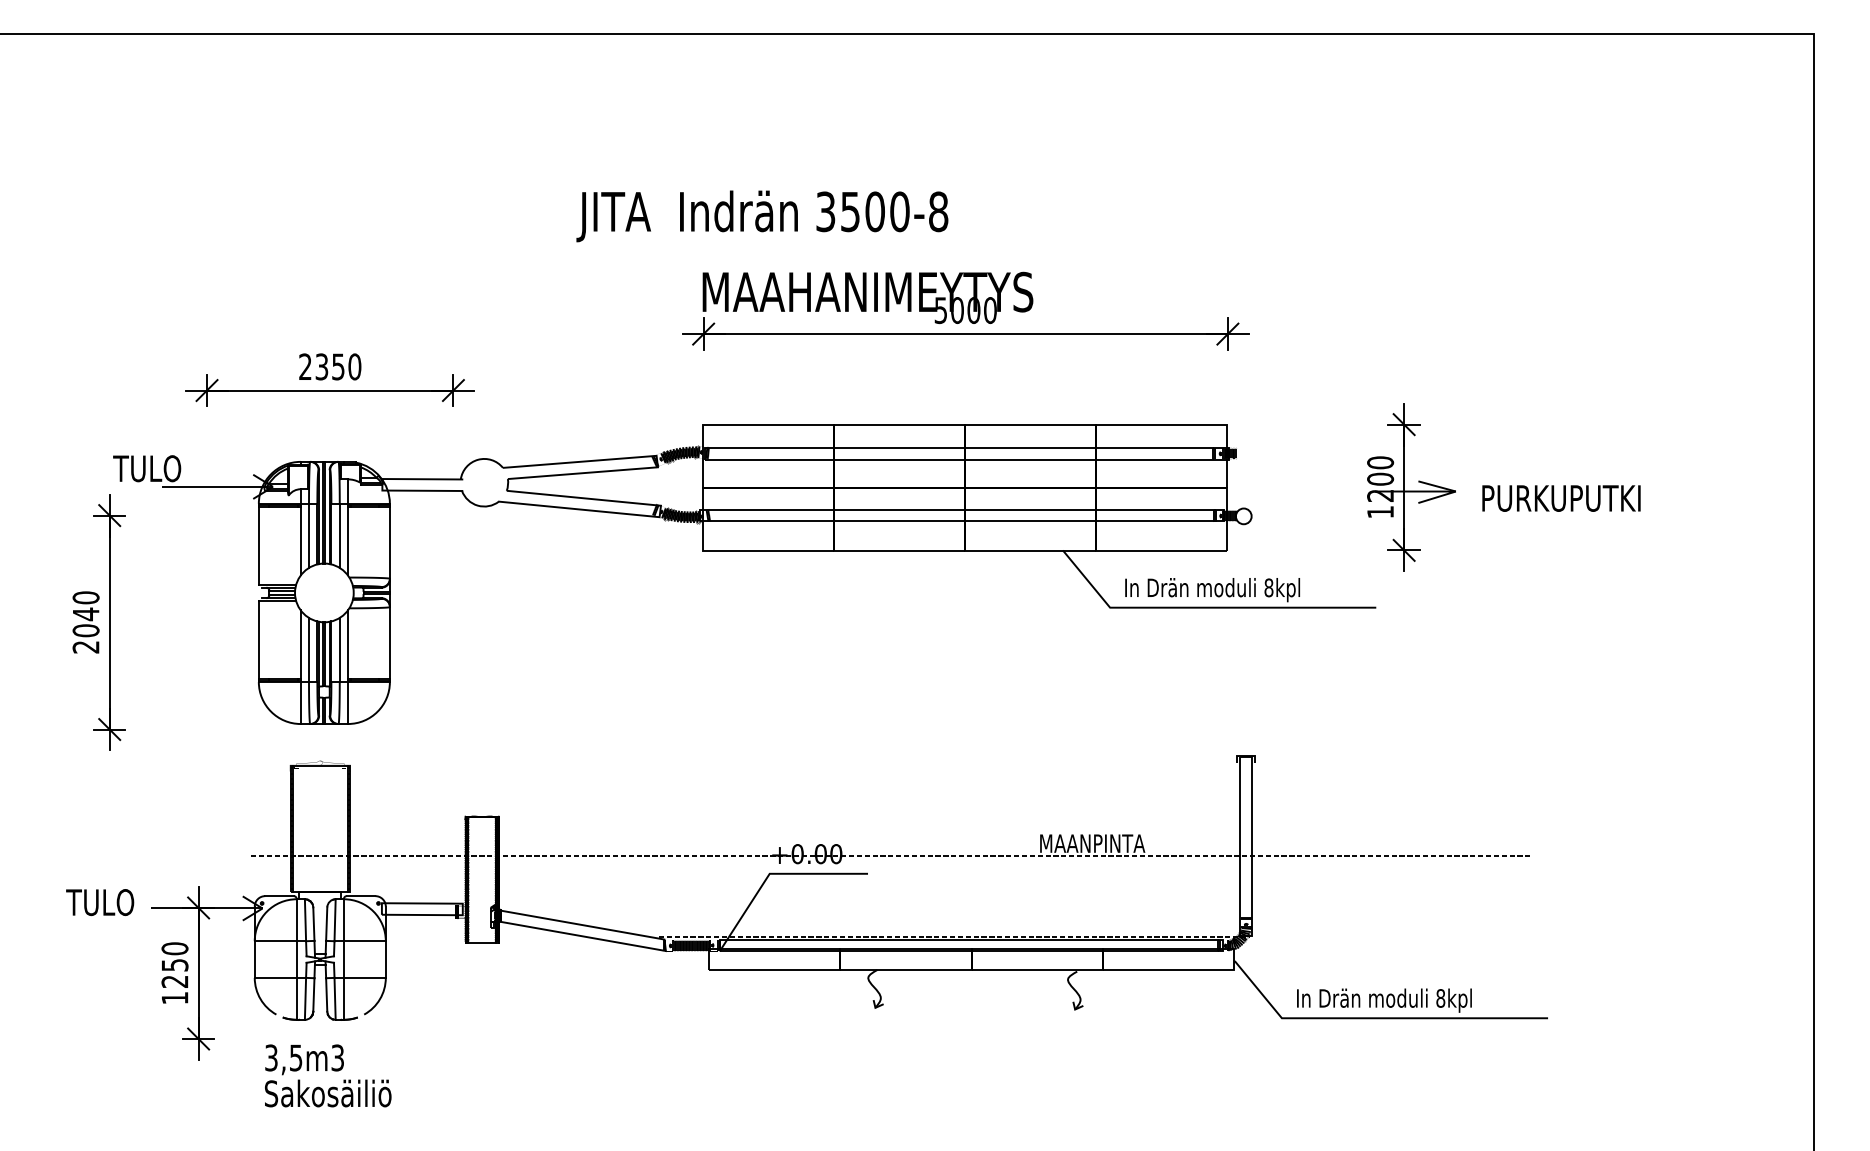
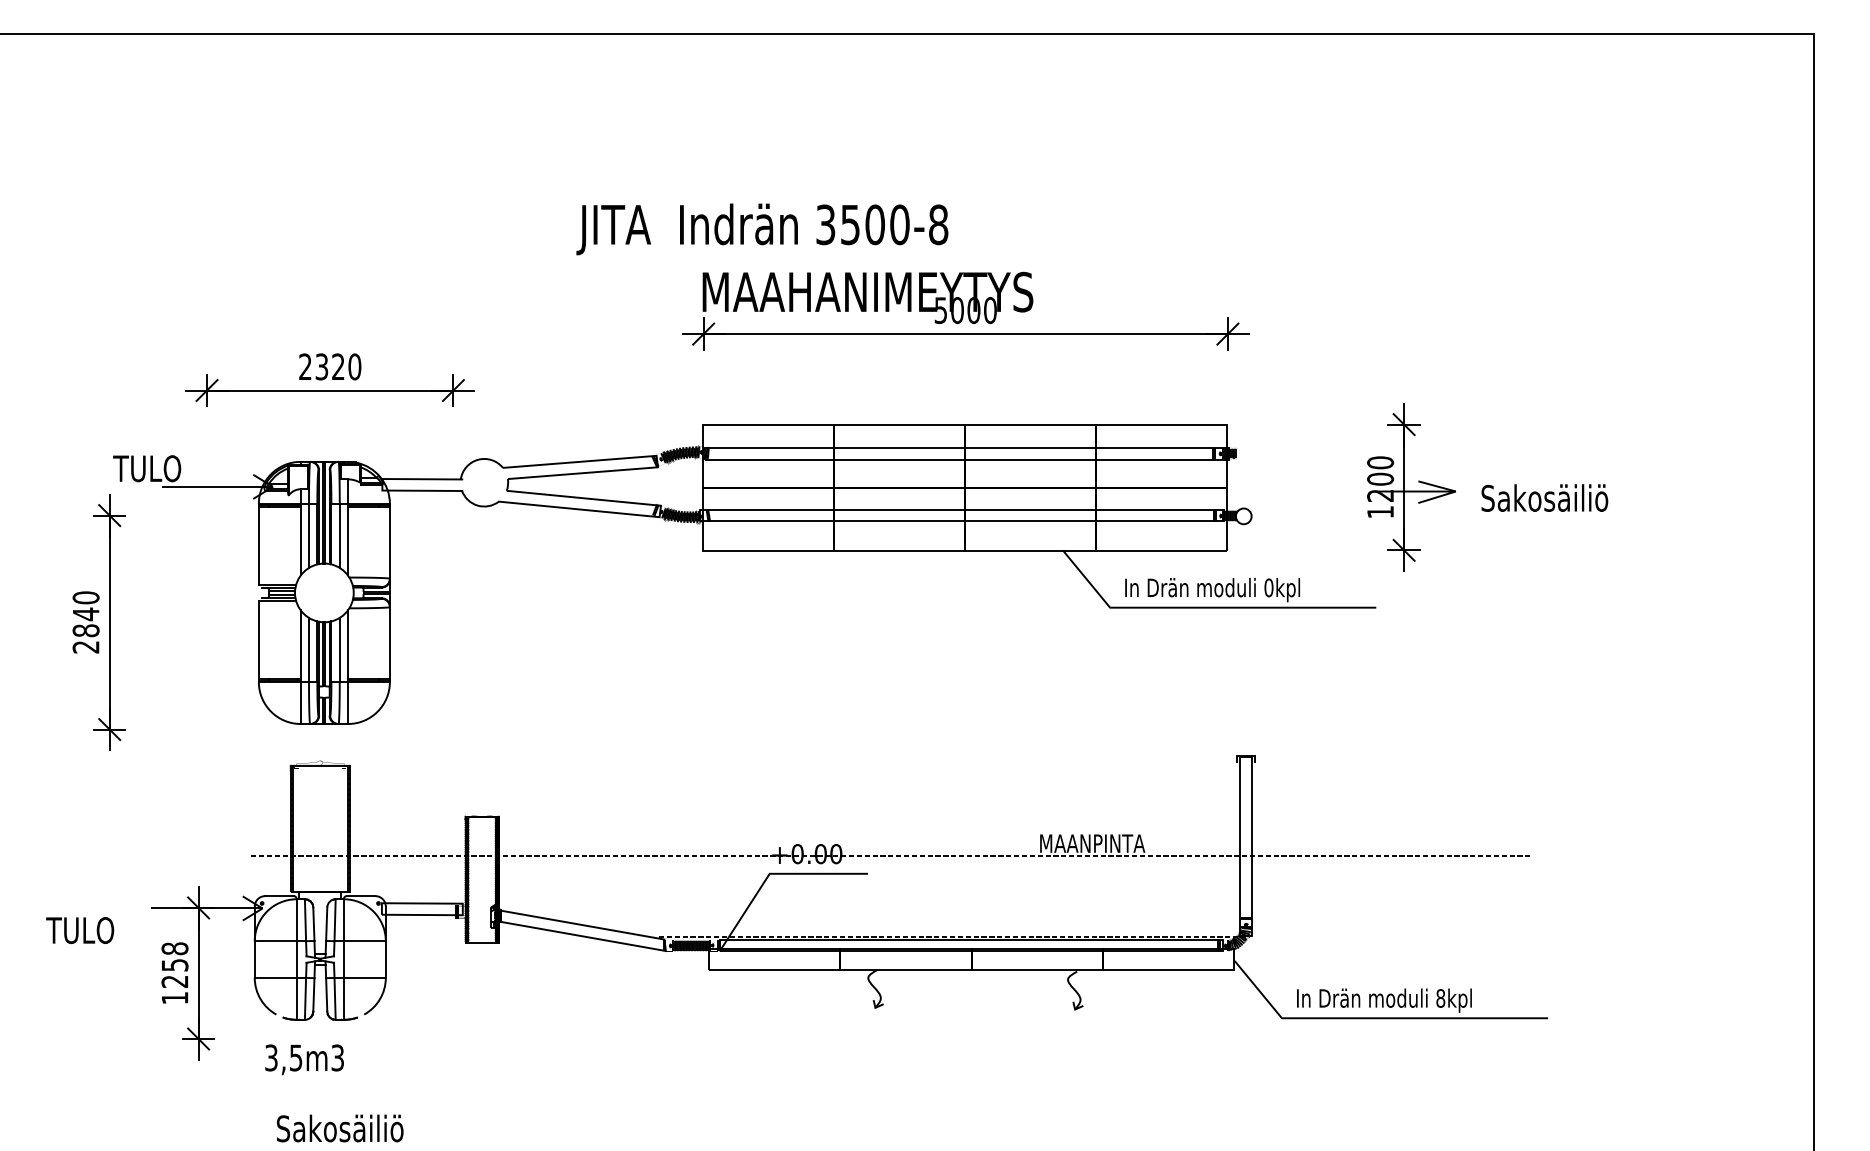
text position: (762, 216) -> (762, 229) (762, 229)
text: 2350 -> 2320 (338, 366)
text: PURKUPUTKI -> Sakosäiliö (1560, 497)
text: 8kpl -> 0kpl (1268, 587)
text: 2040 -> 2840 (86, 630)
text position: (100, 902) -> (80, 930) (80, 930)
text: 1250 -> 1258 (174, 948)
text position: (328, 1093) -> (340, 1128) (340, 1128)
